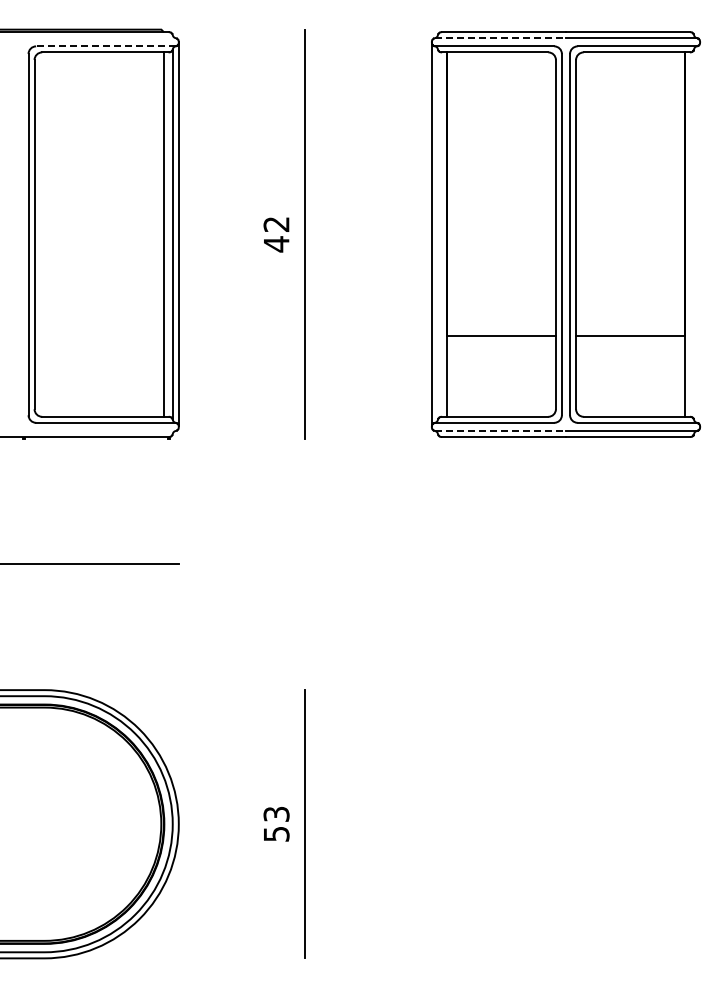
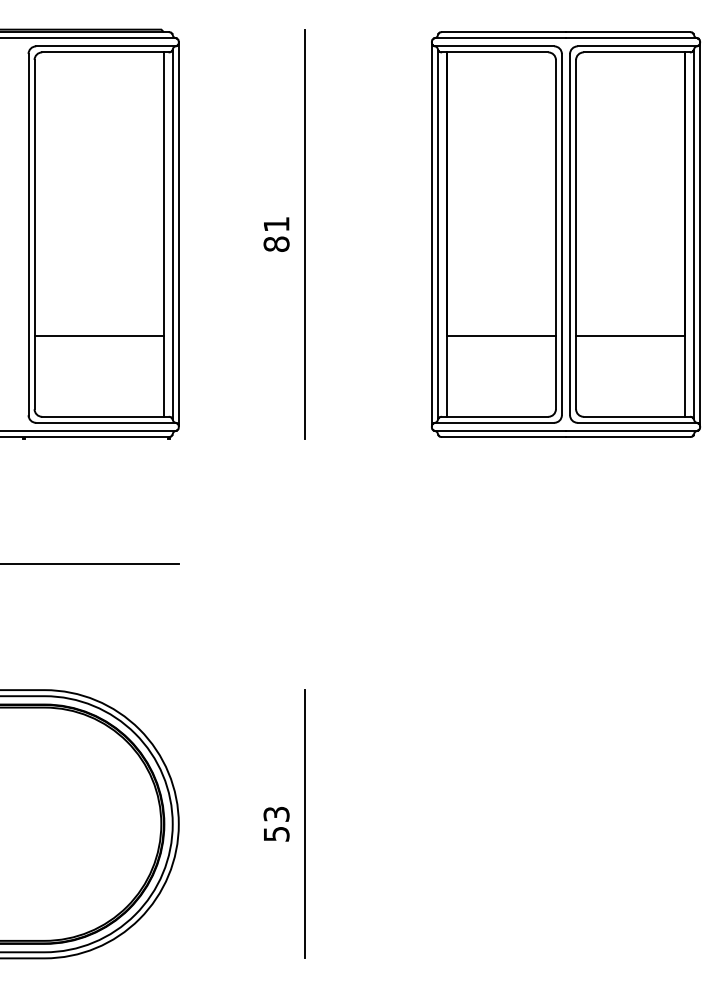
line: none -> present (88, 38)
line: dashed -> solid (500, 38)
line: dashed -> solid (105, 46)
text: 42 -> 81 (276, 234)
line: none -> present (438, 234)
line: none -> present (694, 234)
line: none -> present (700, 234)
line: none -> present (98, 335)
line: none -> present (88, 431)
line: dashed -> solid (500, 431)
